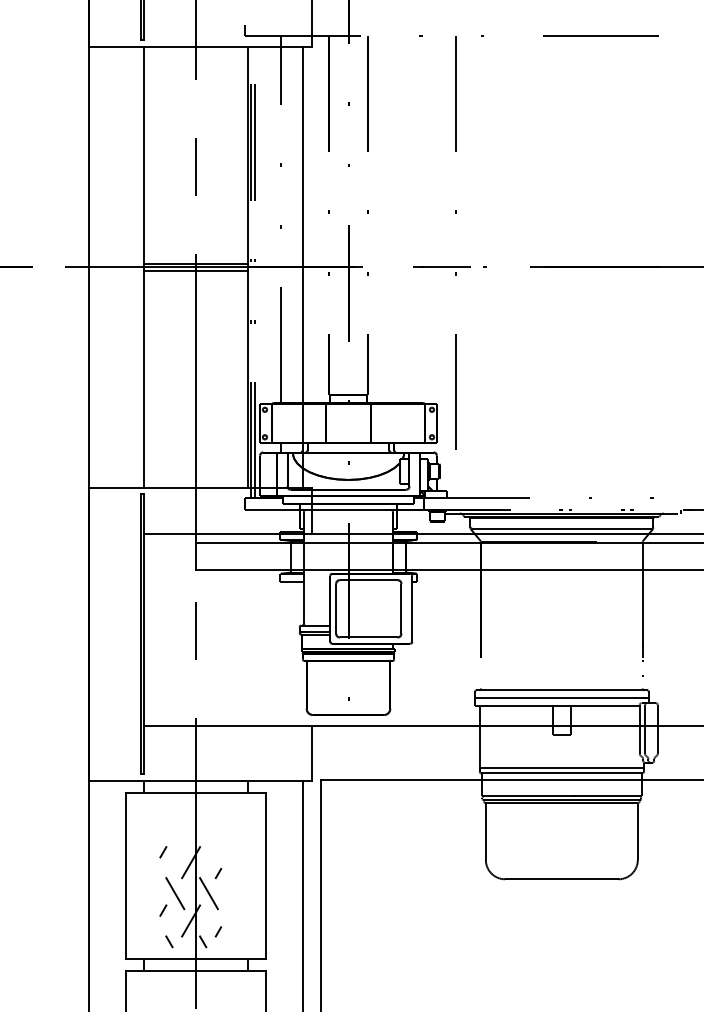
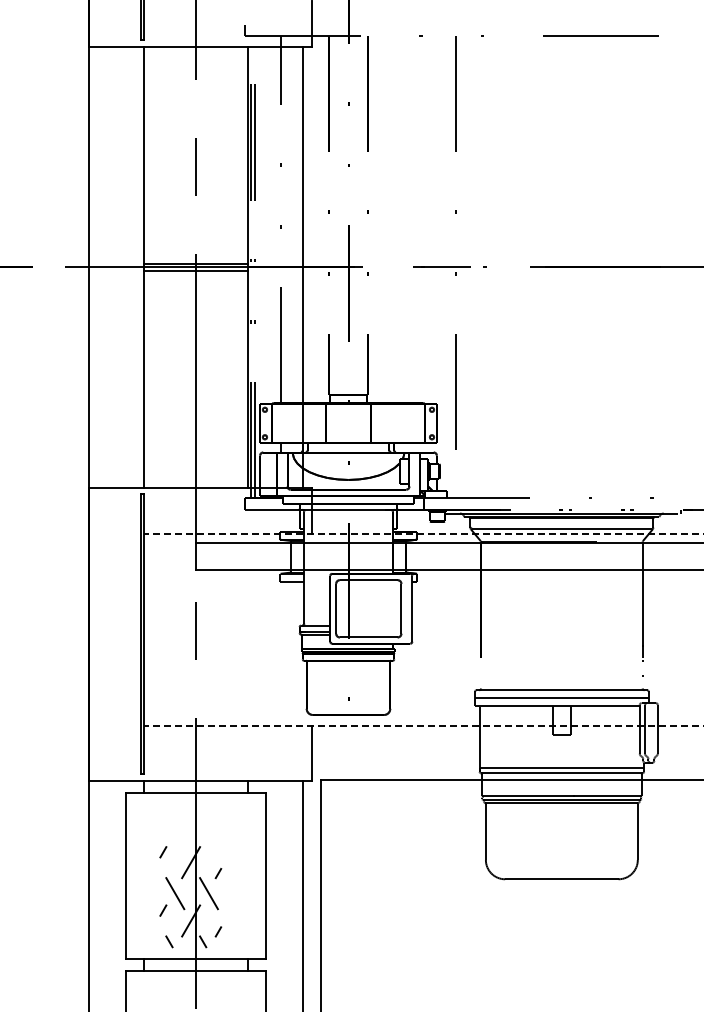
line: solid -> dashed (423, 533)
line: solid -> dashed (423, 725)
